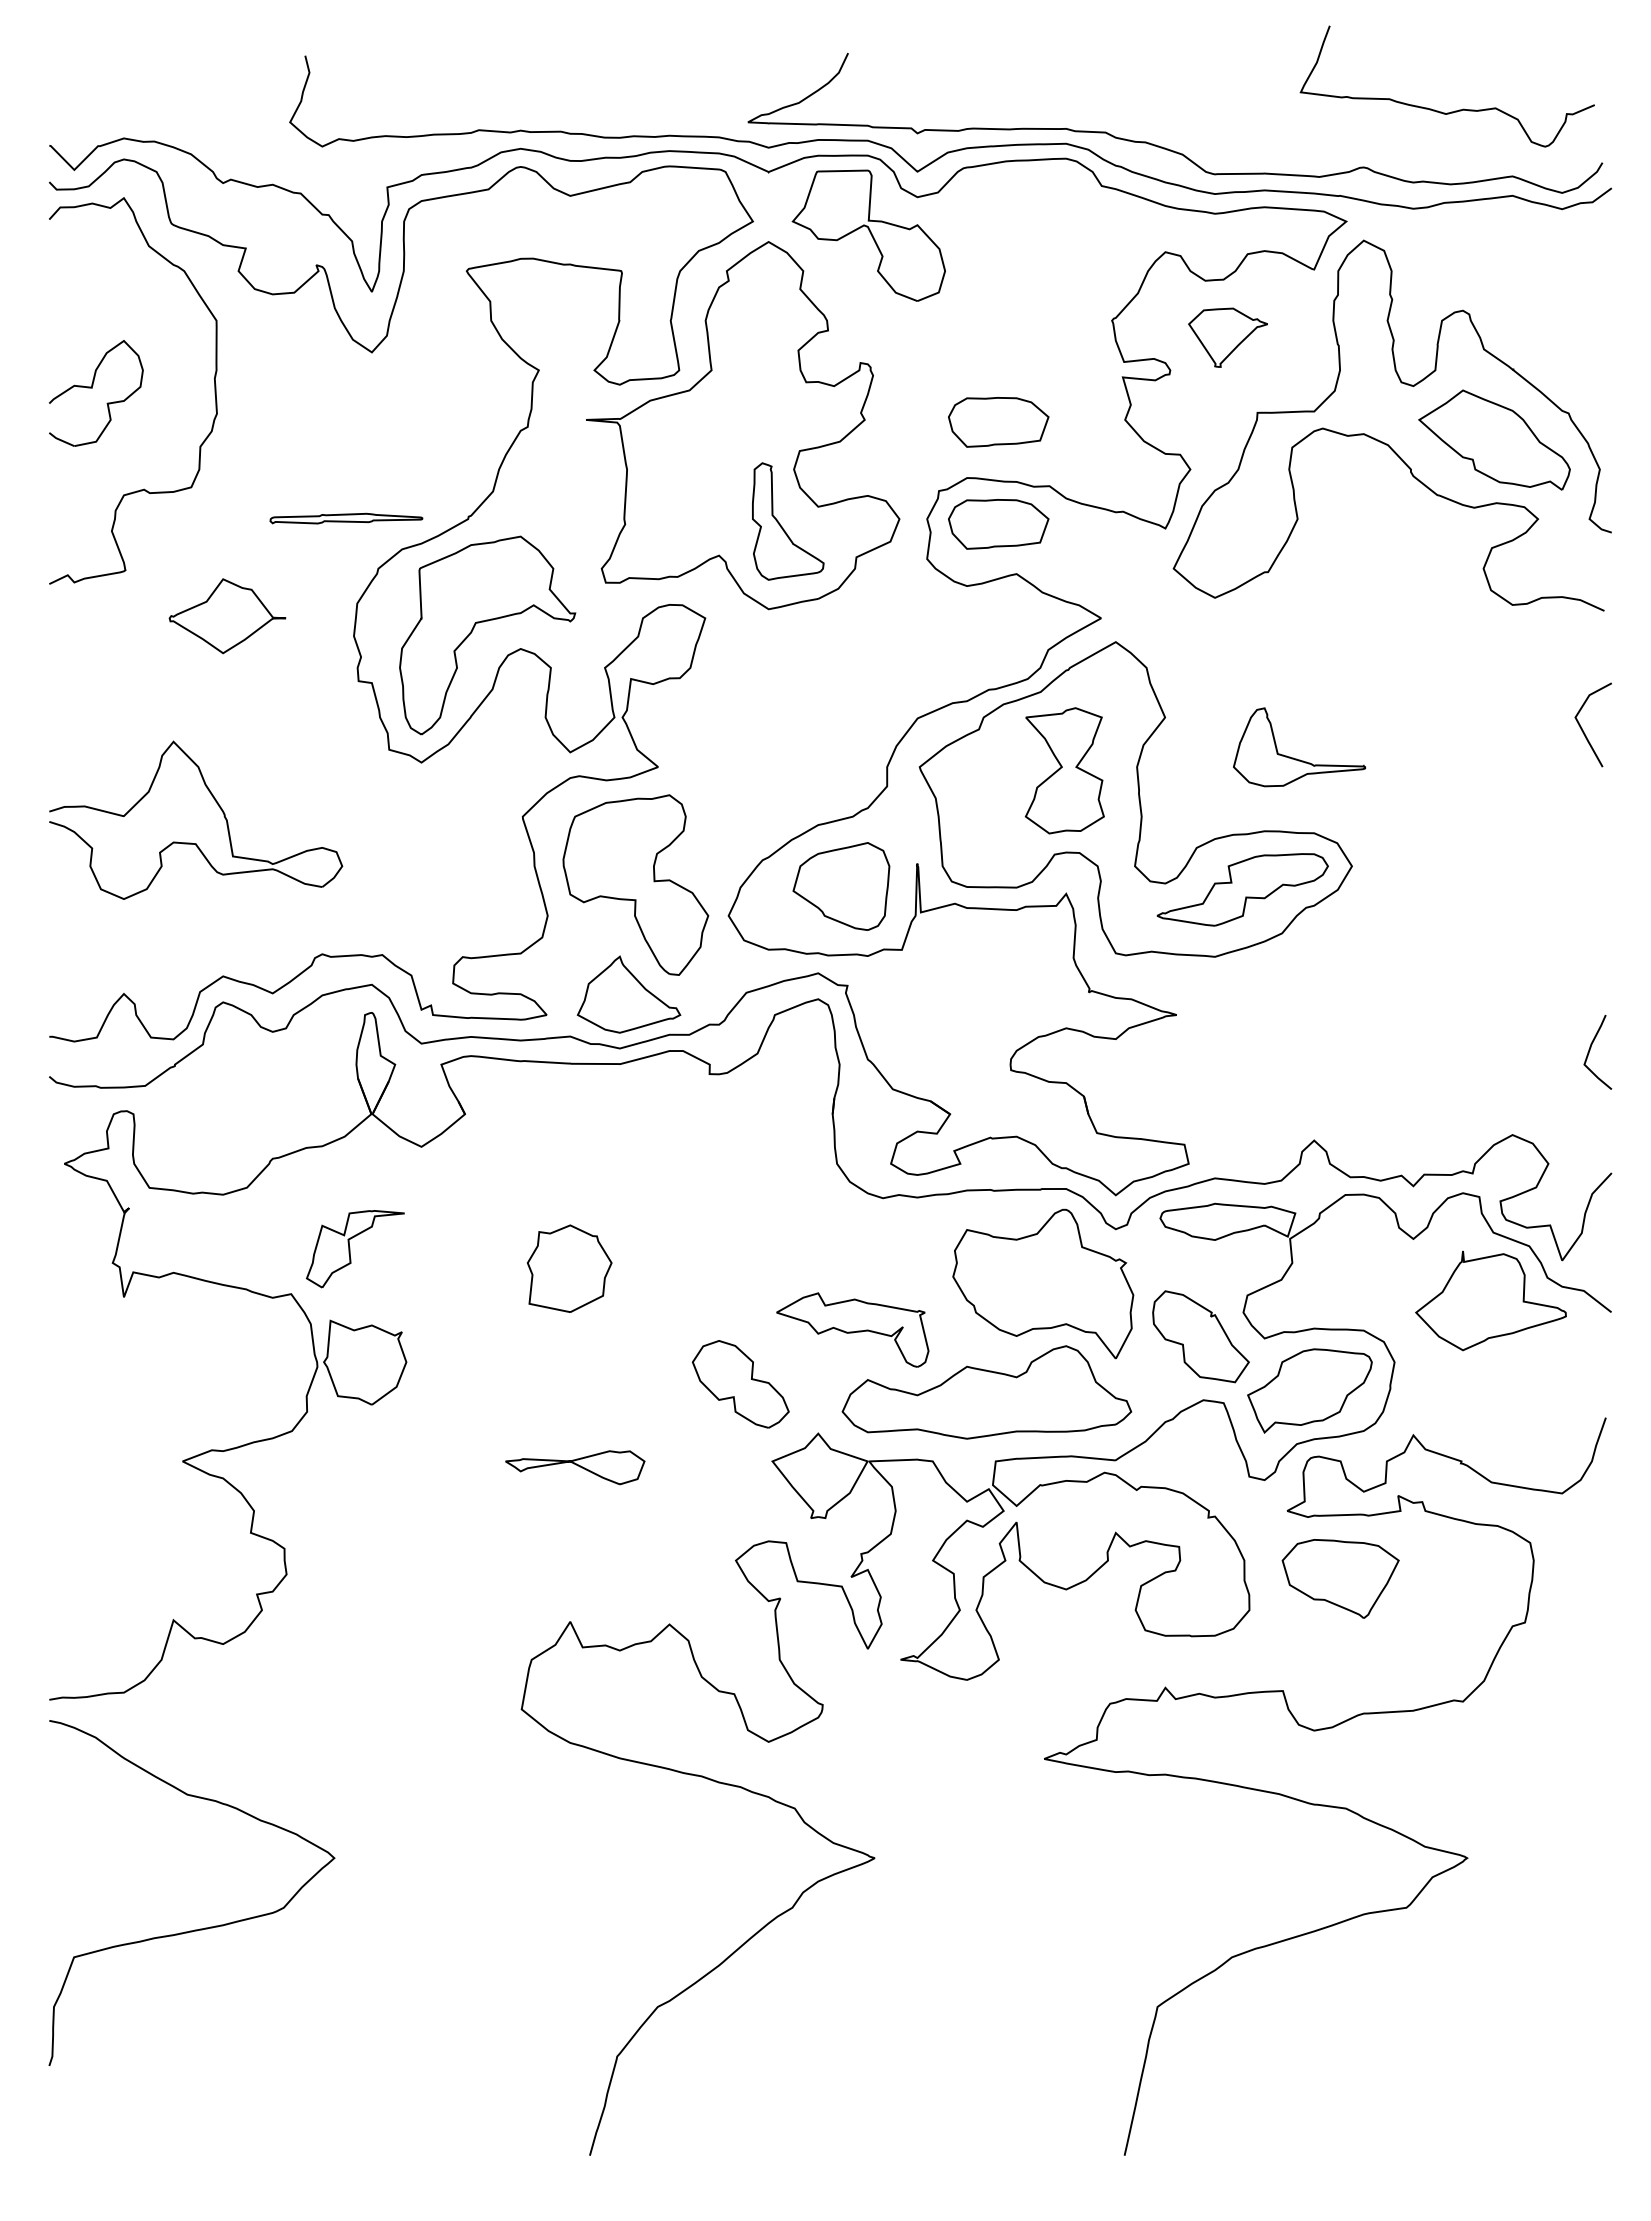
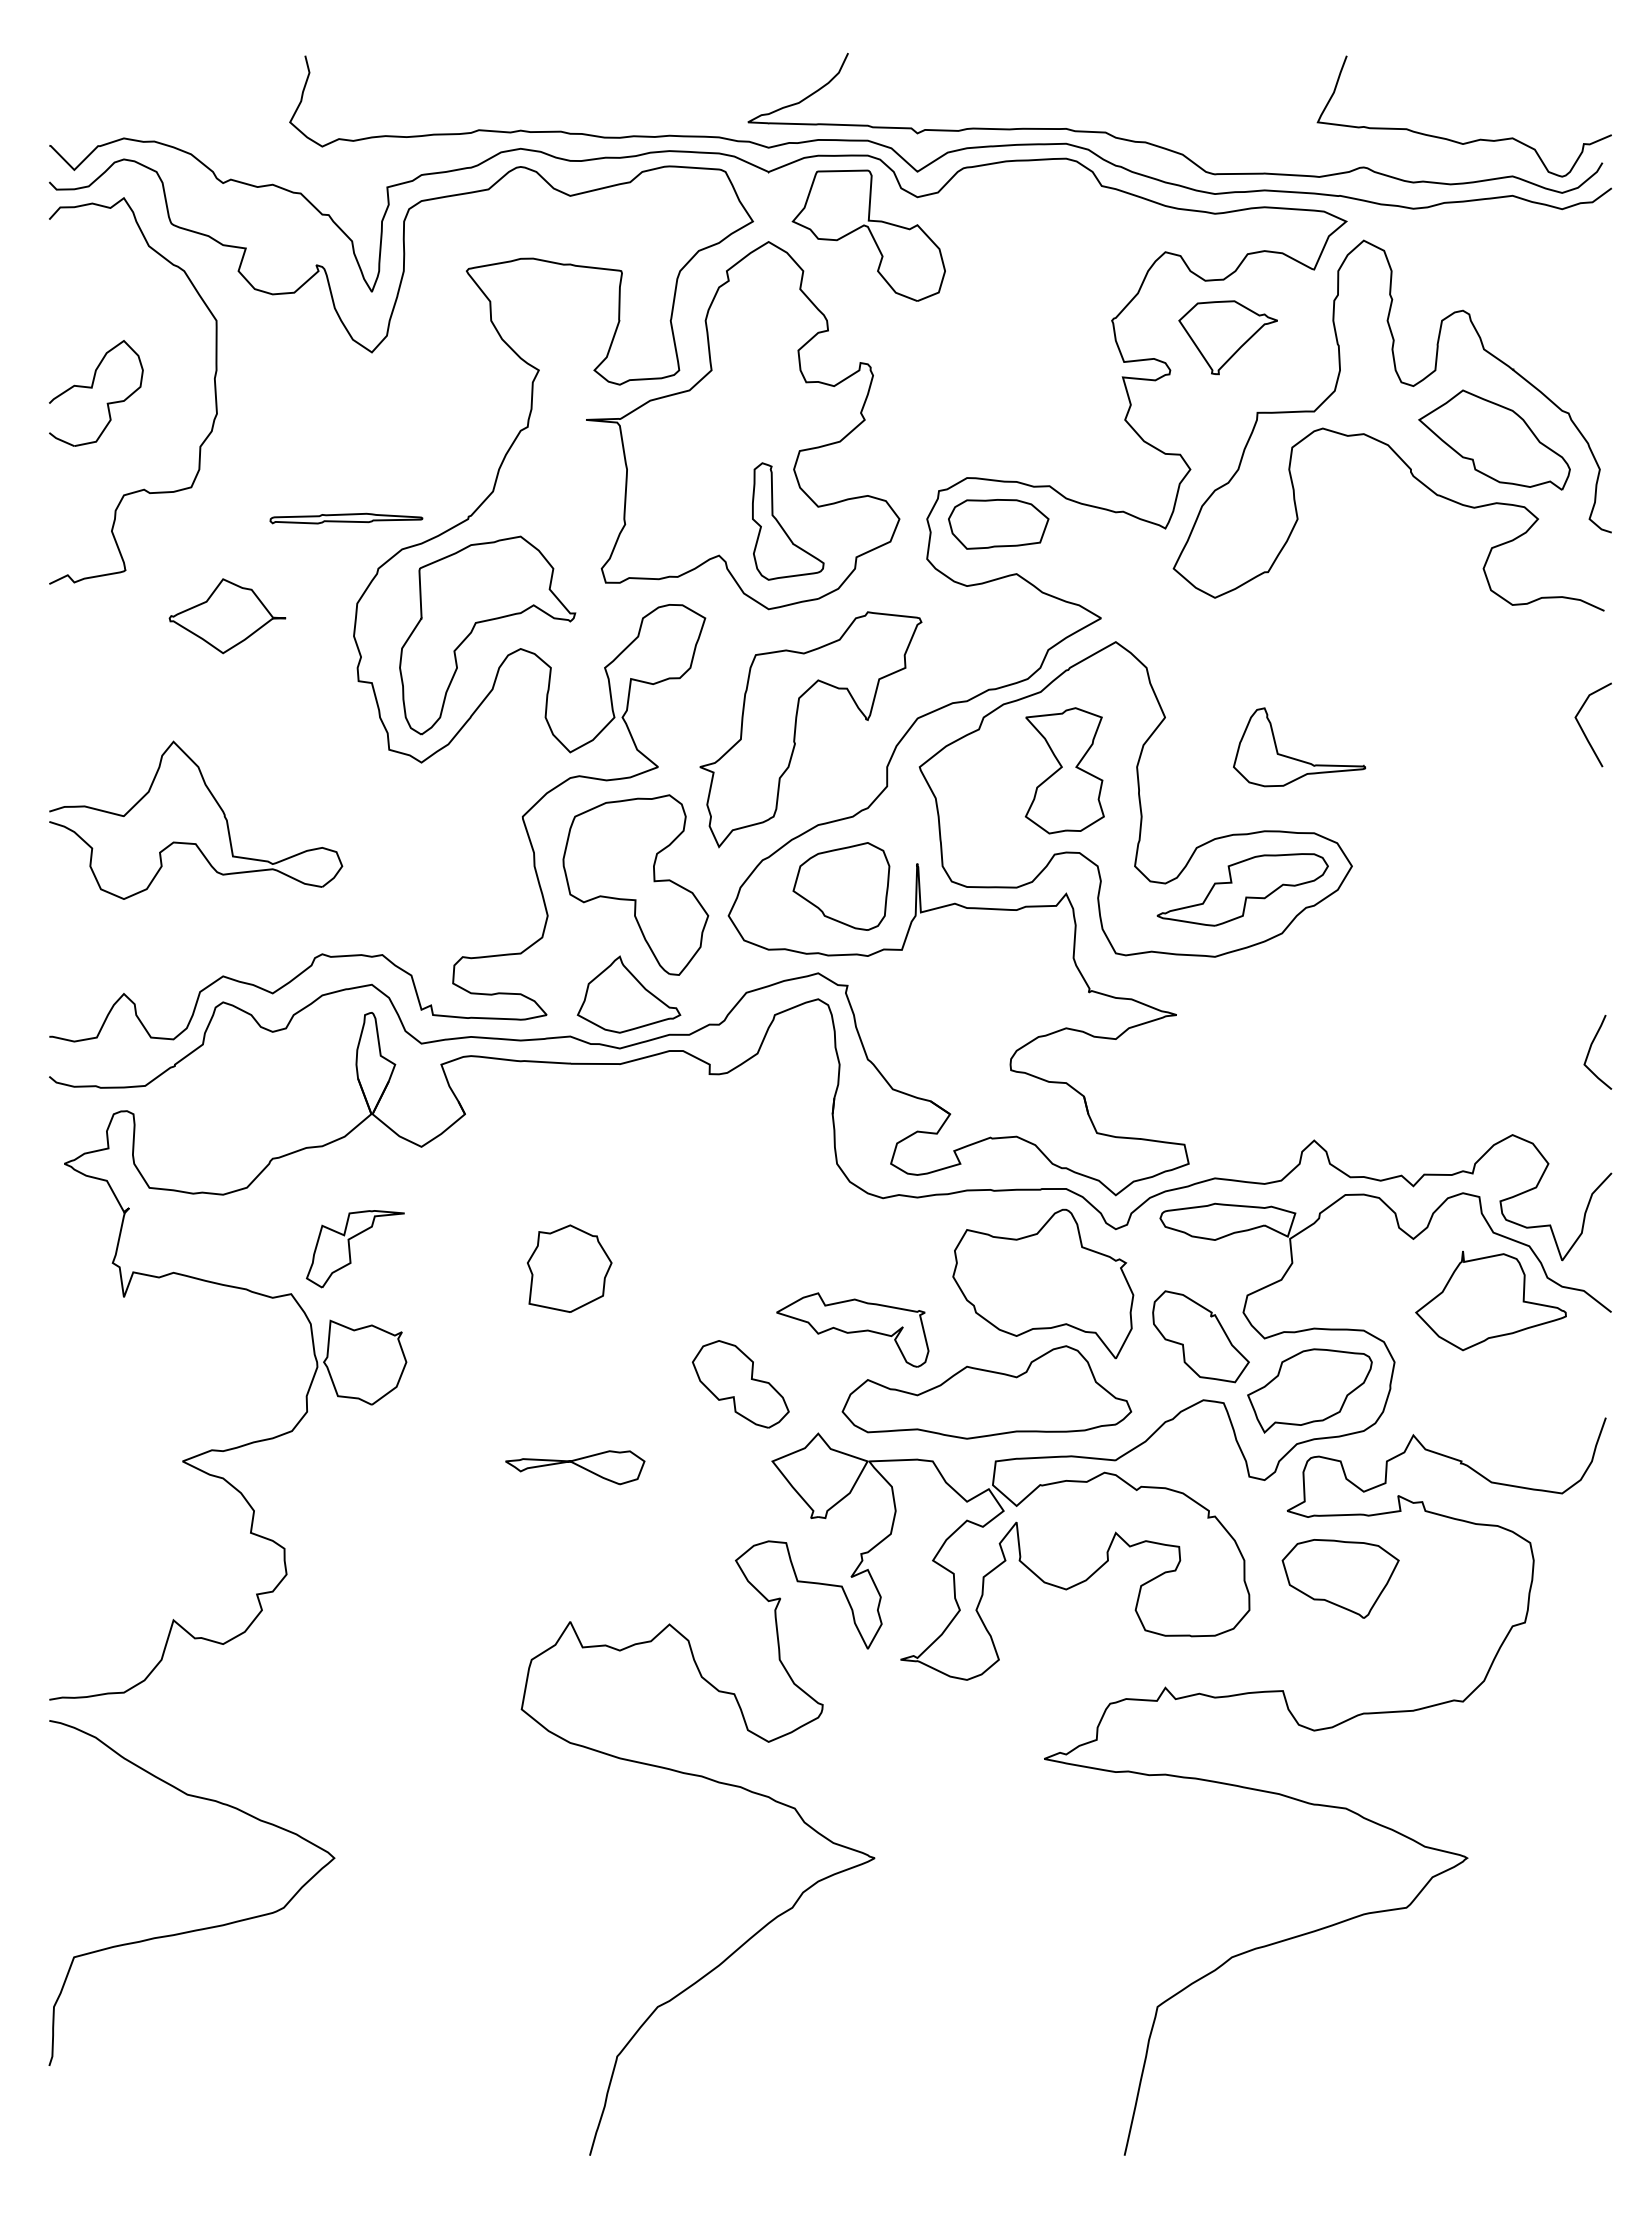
curve position: (1438, 110) -> (1455, 140) (1455, 140)
part size: 80x61 px -> 100x76 px (1227, 337)
part: present -> none (998, 422)
part: none -> present (796, 729)
